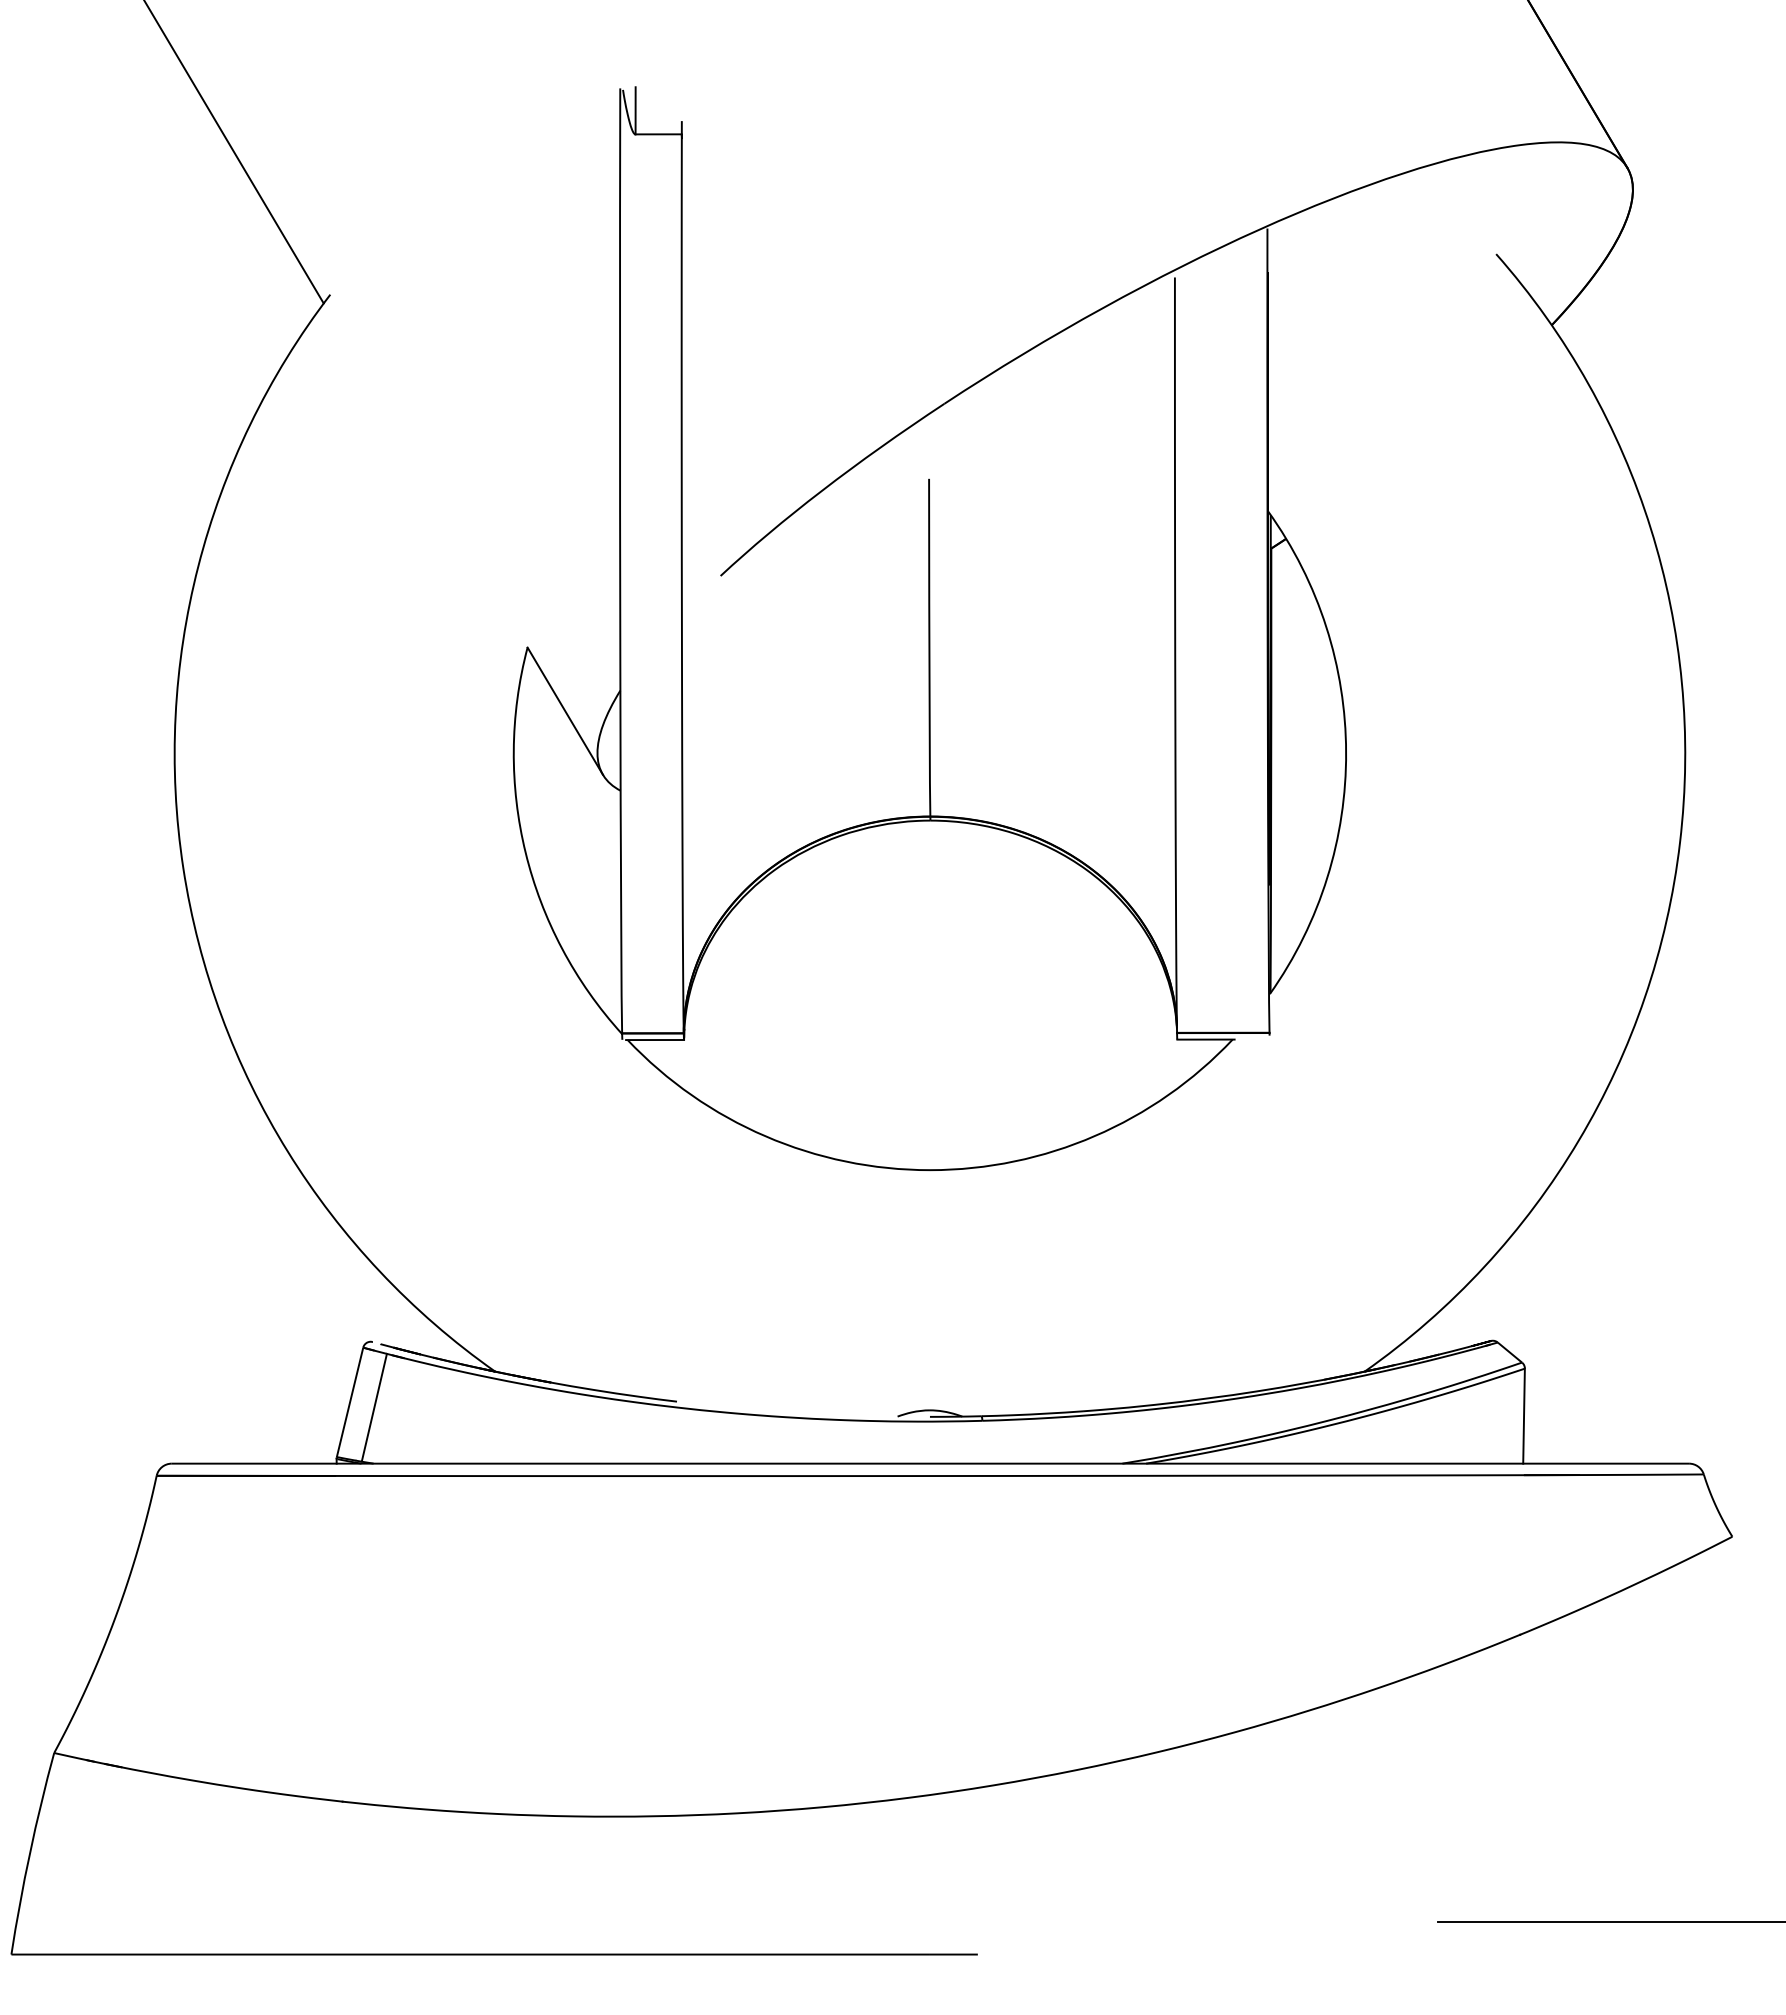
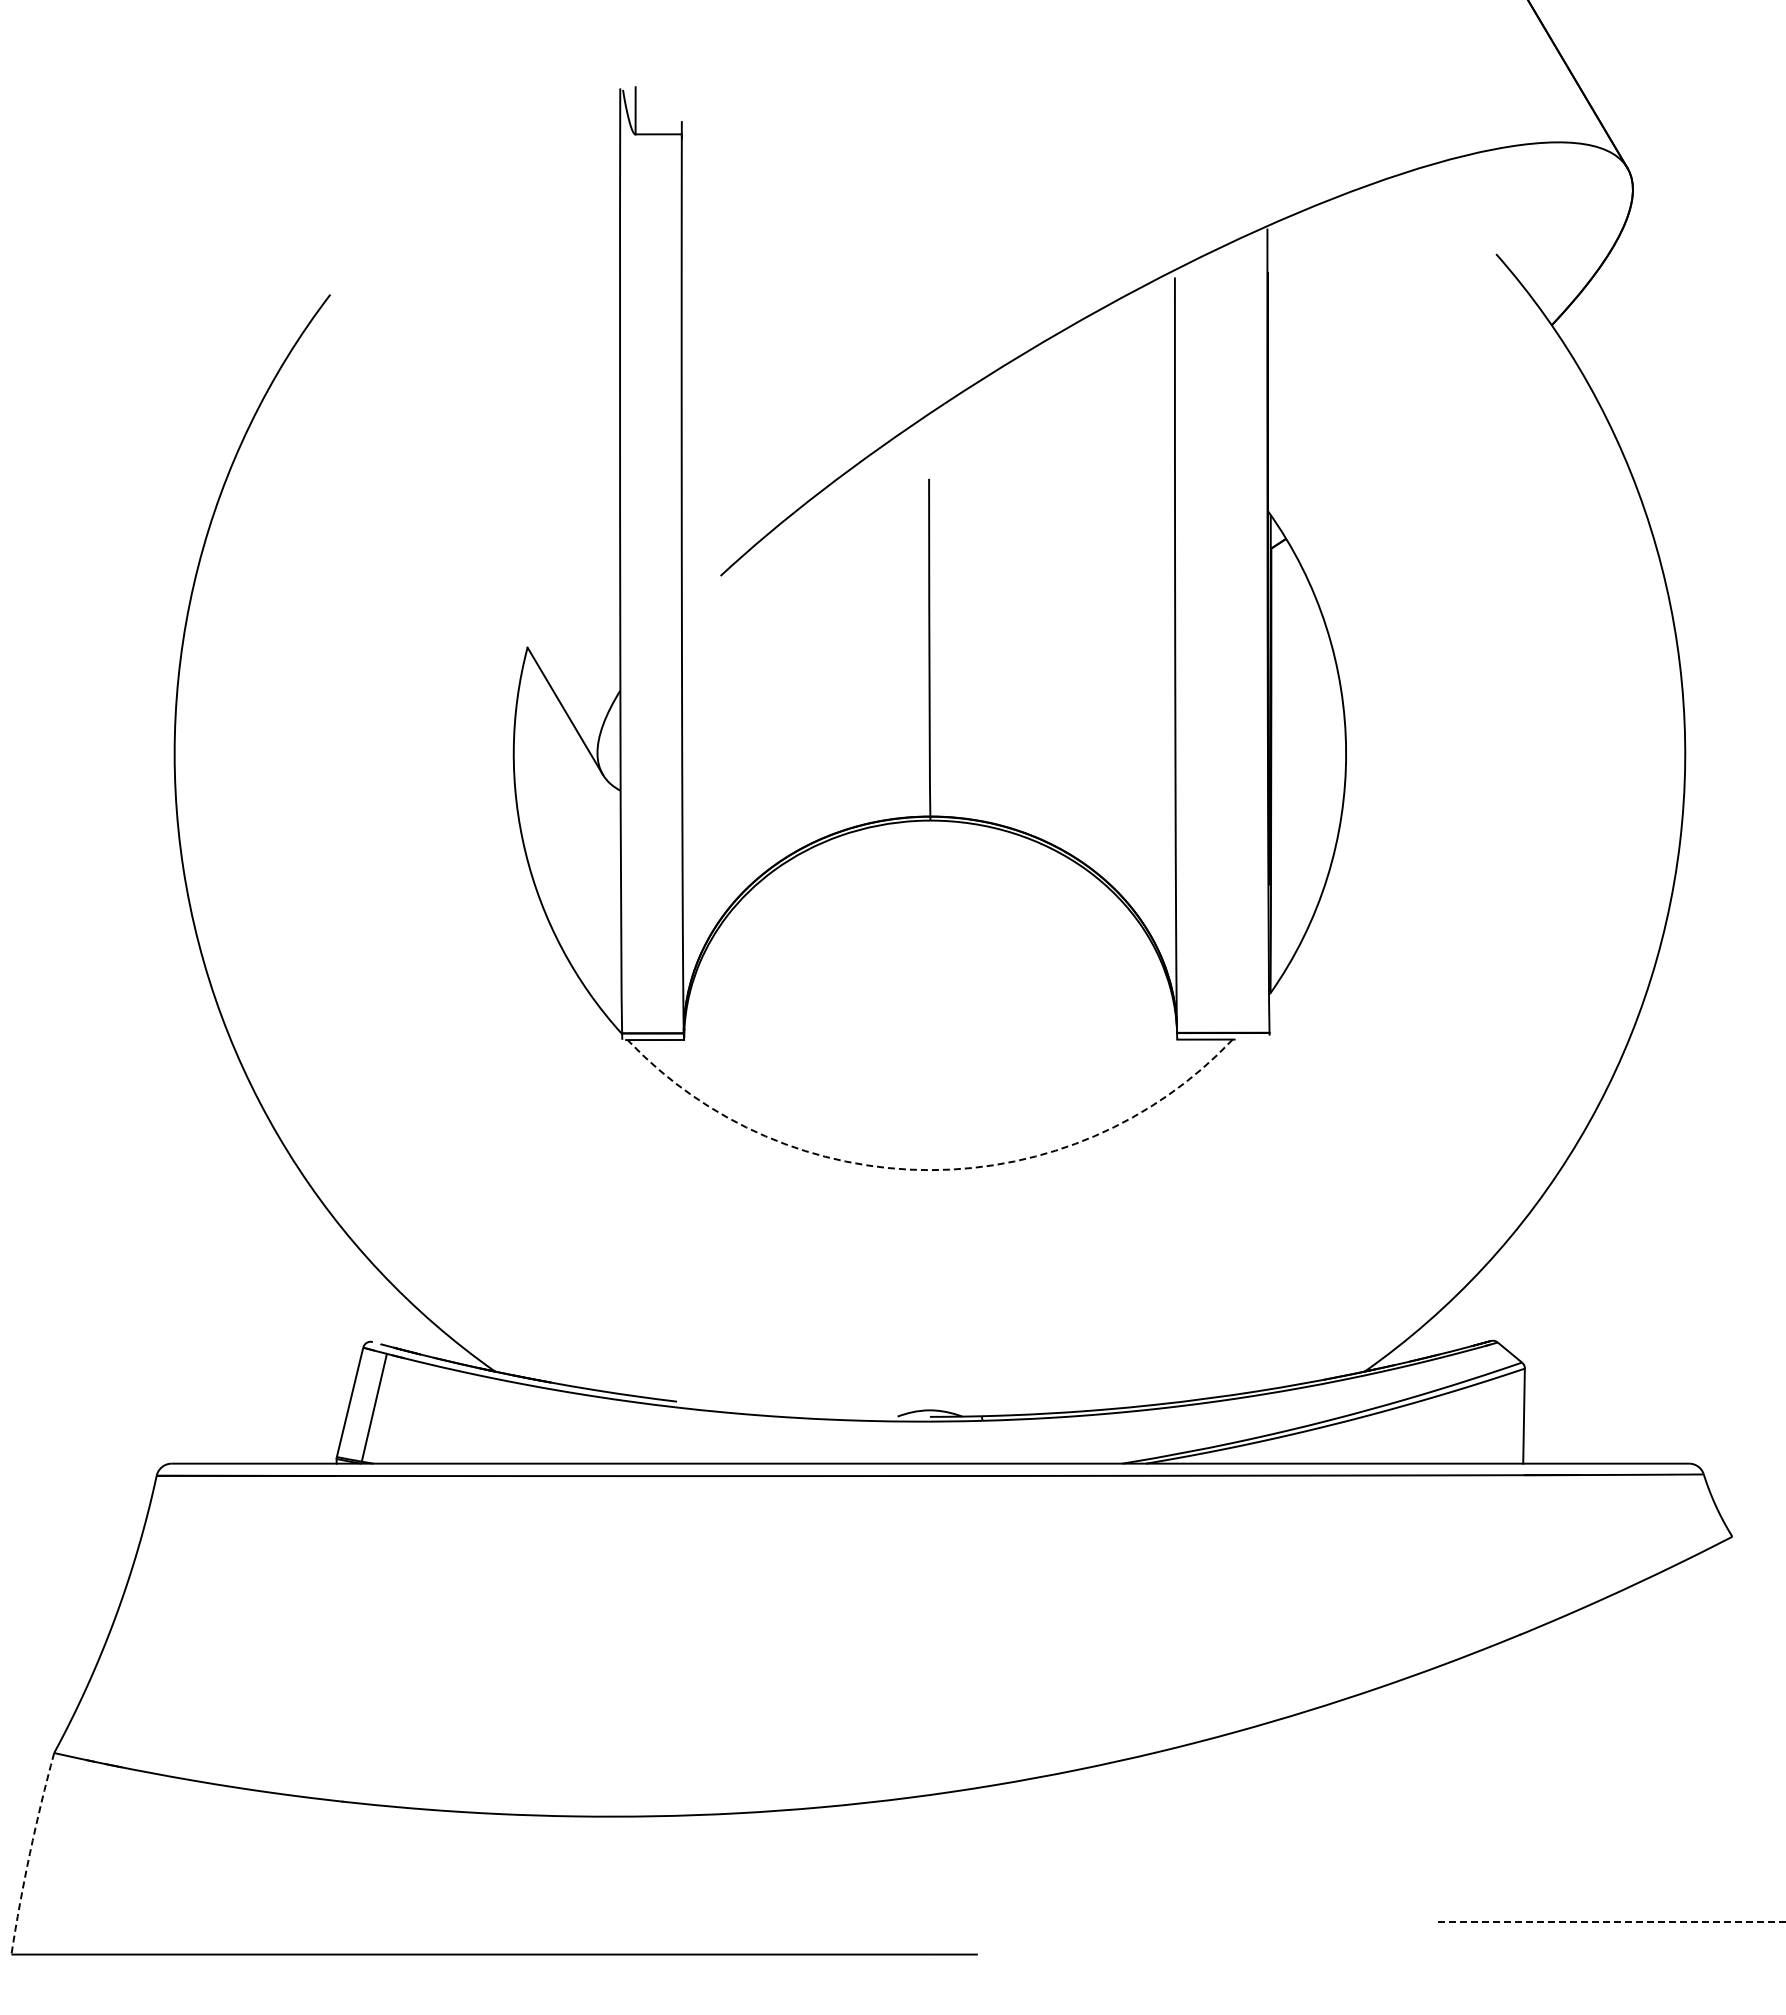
line: present -> none (234, 152)
arc: solid -> dashed (930, 1170)
arc: solid -> dashed (30, 1853)
line: solid -> dashed (1612, 1921)
